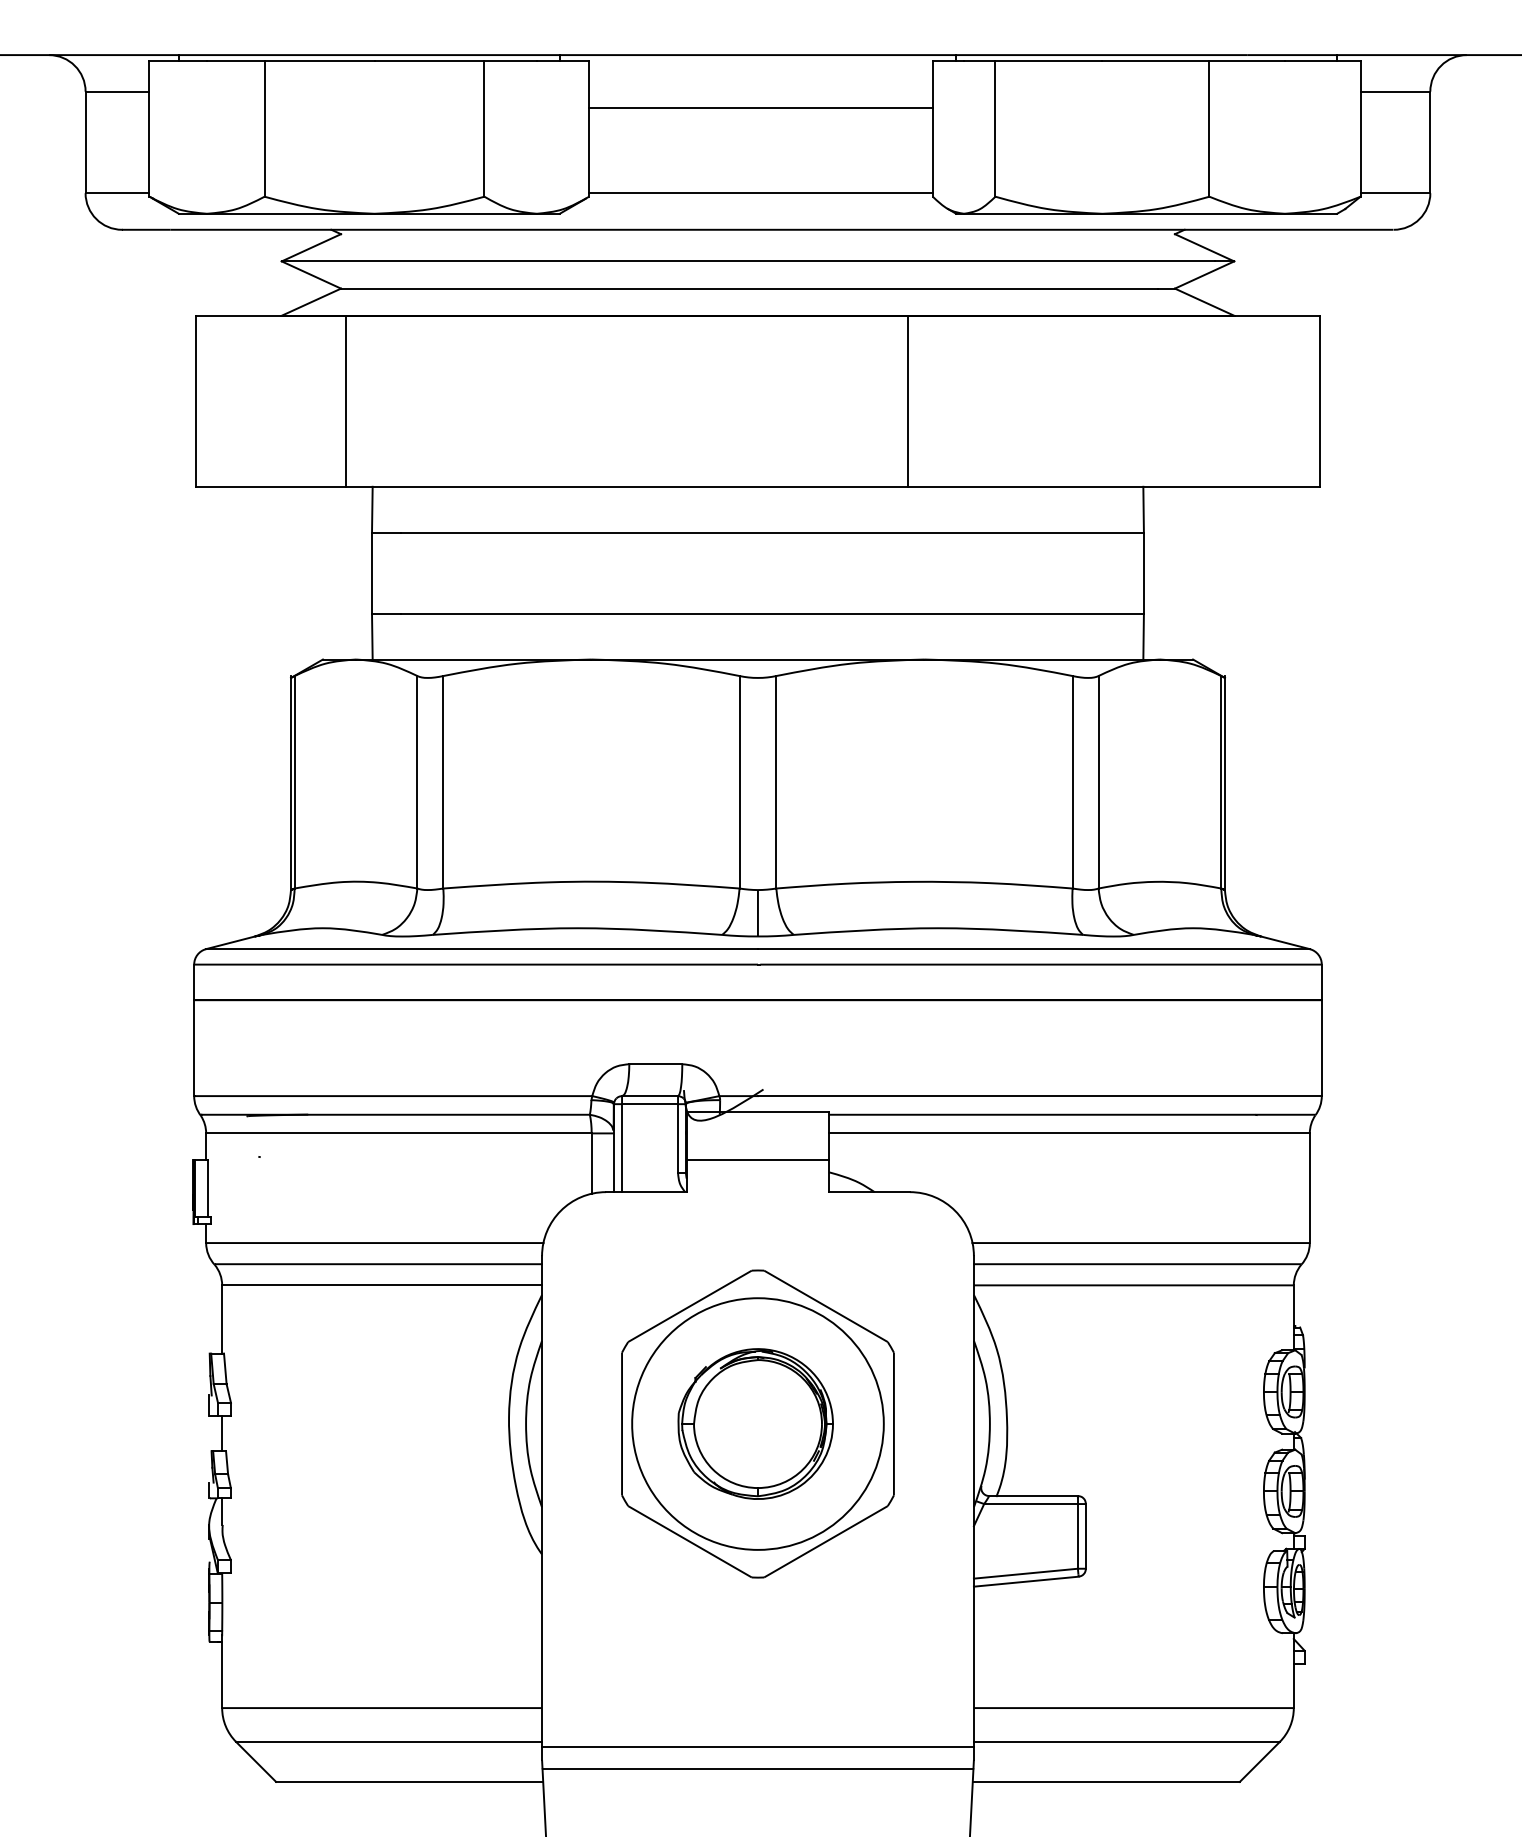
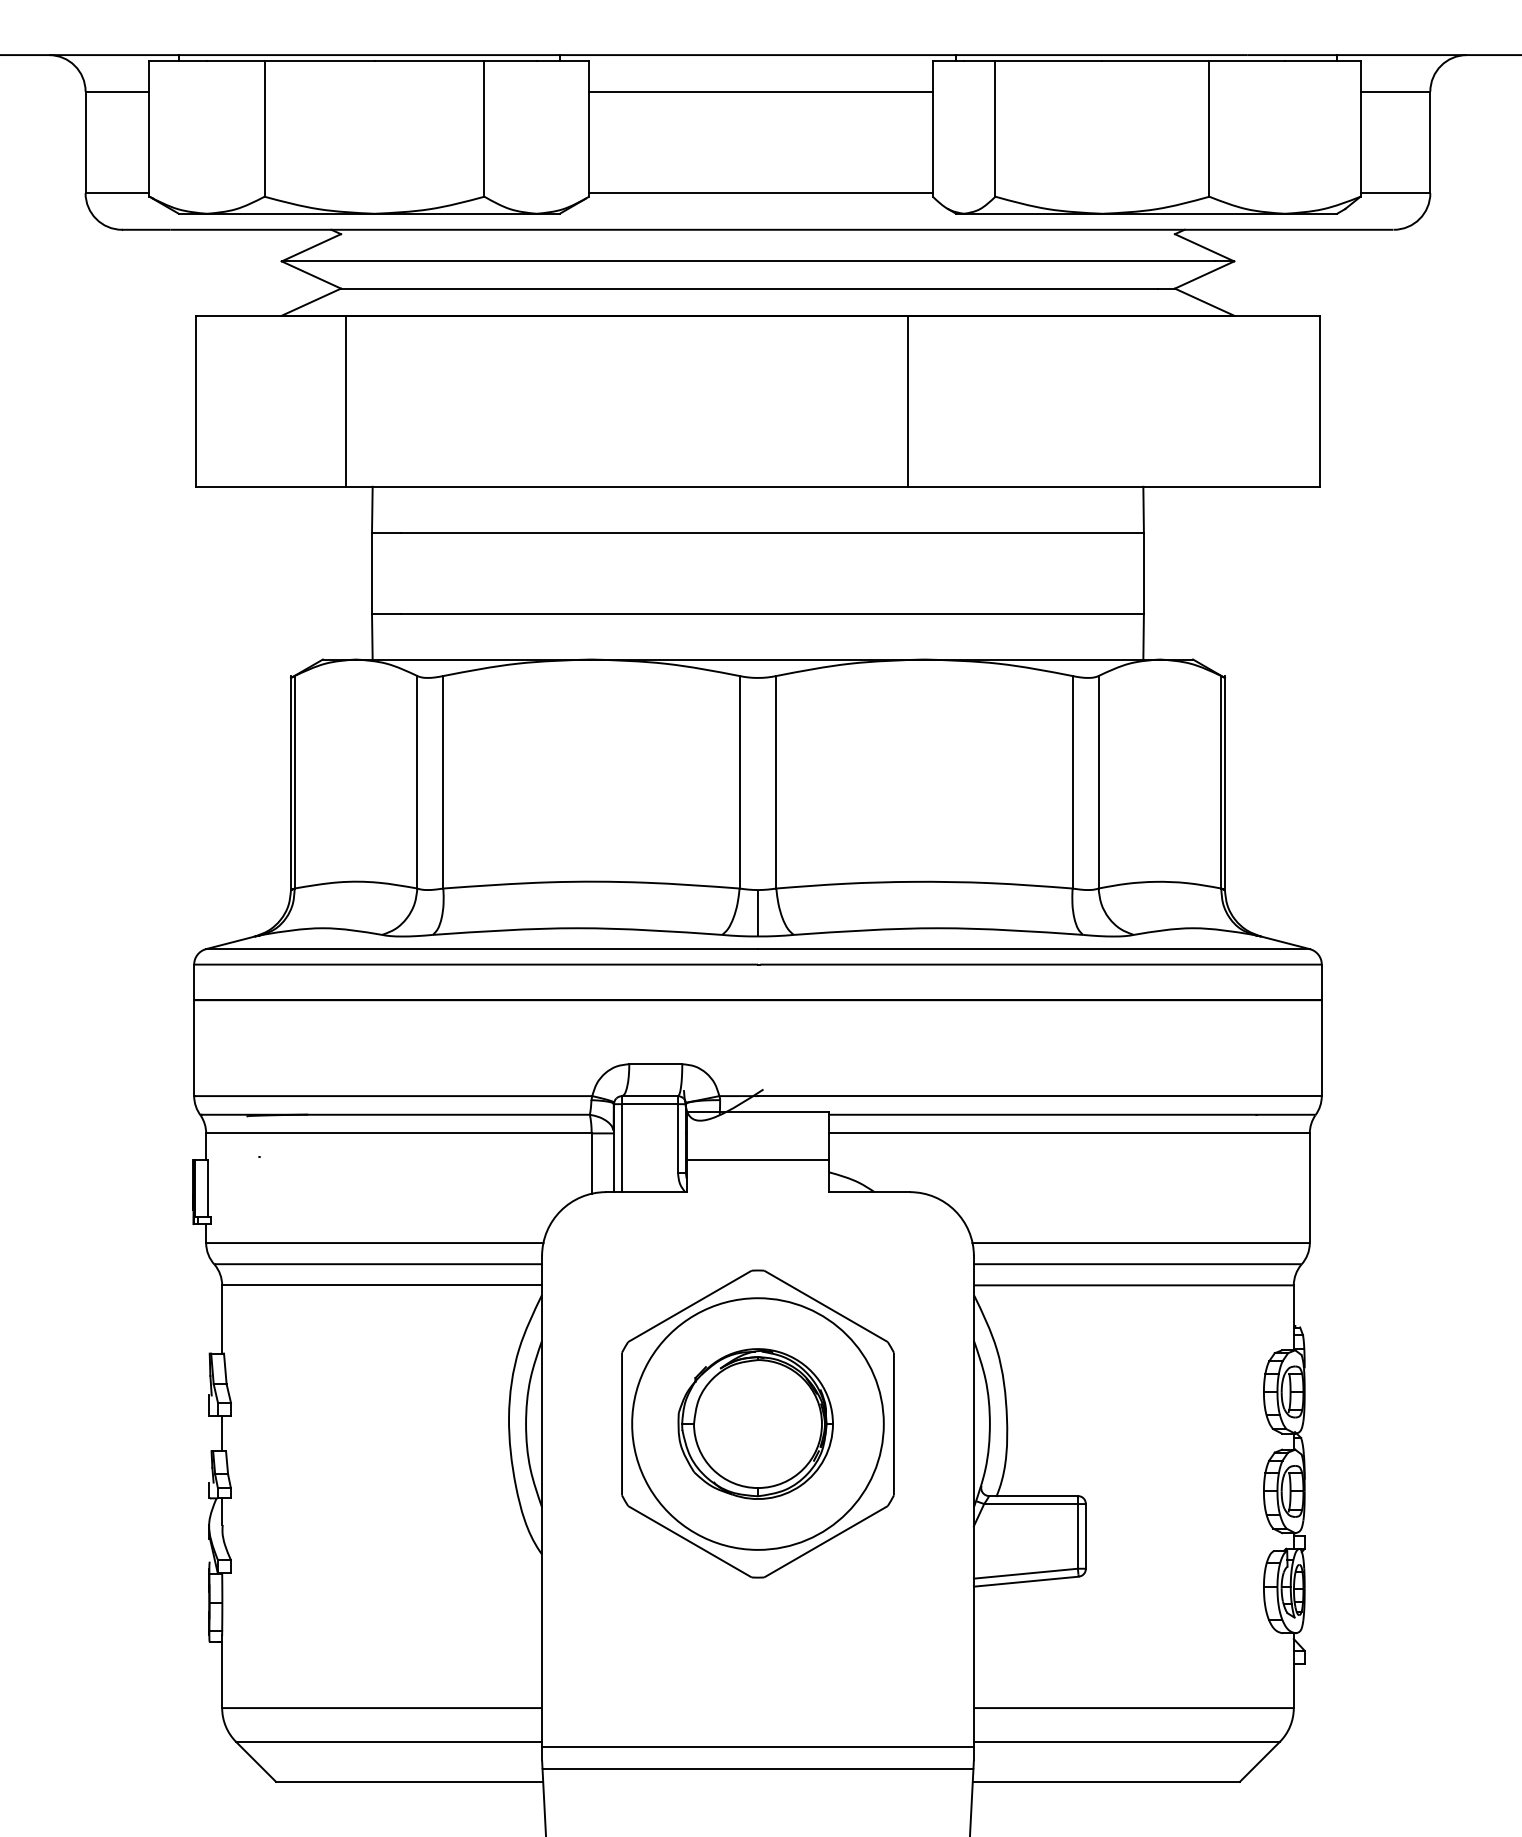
line position: (760, 107) -> (760, 91) (760, 91)
